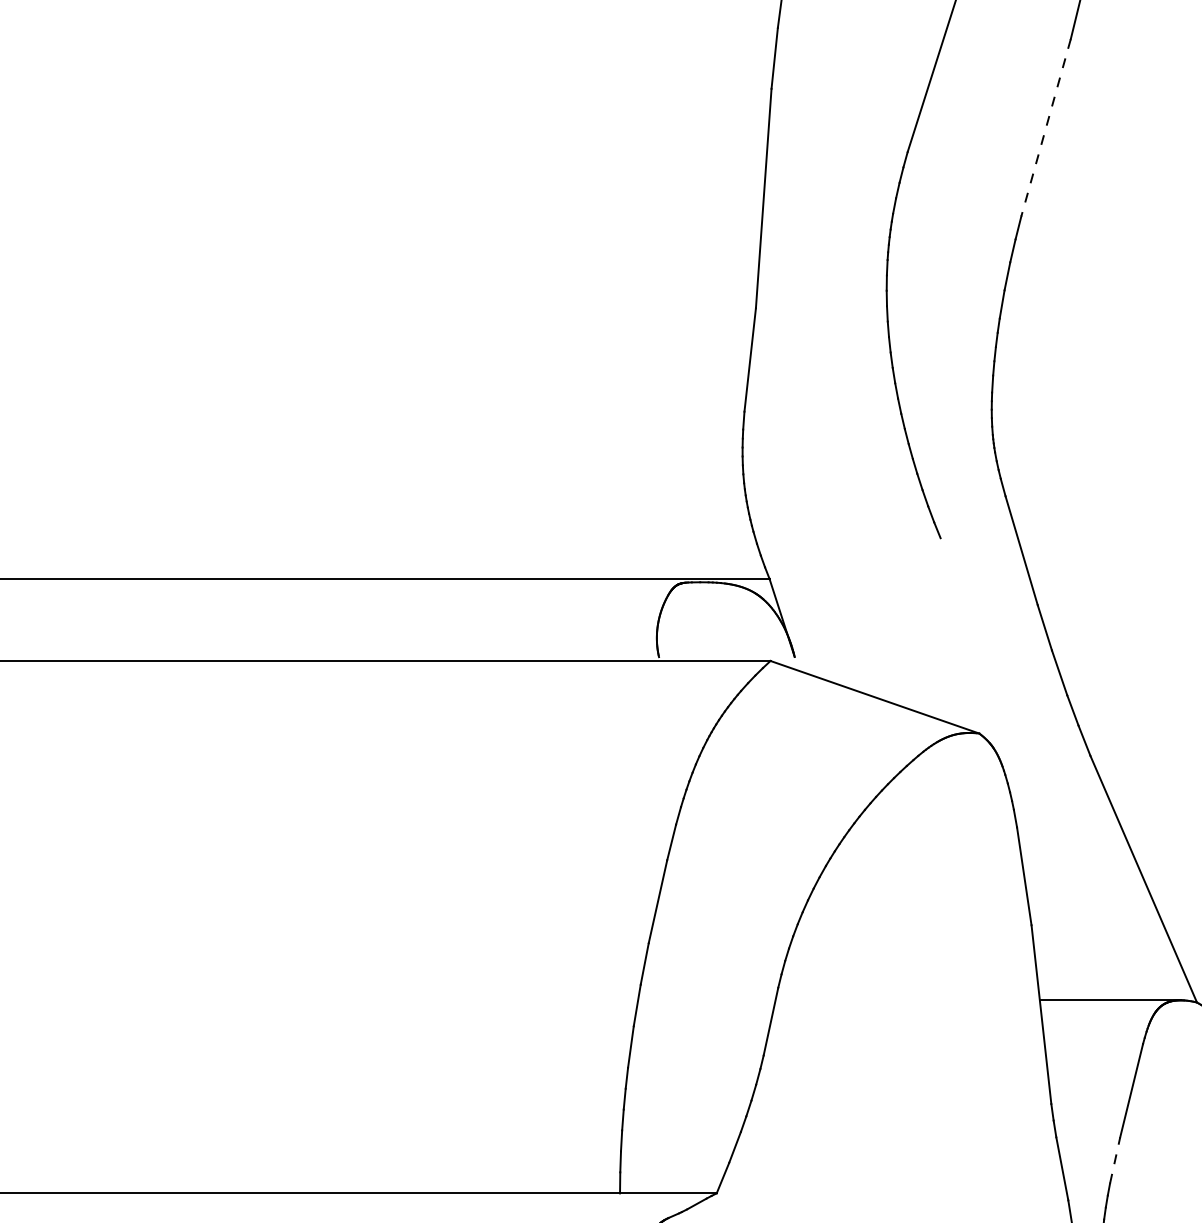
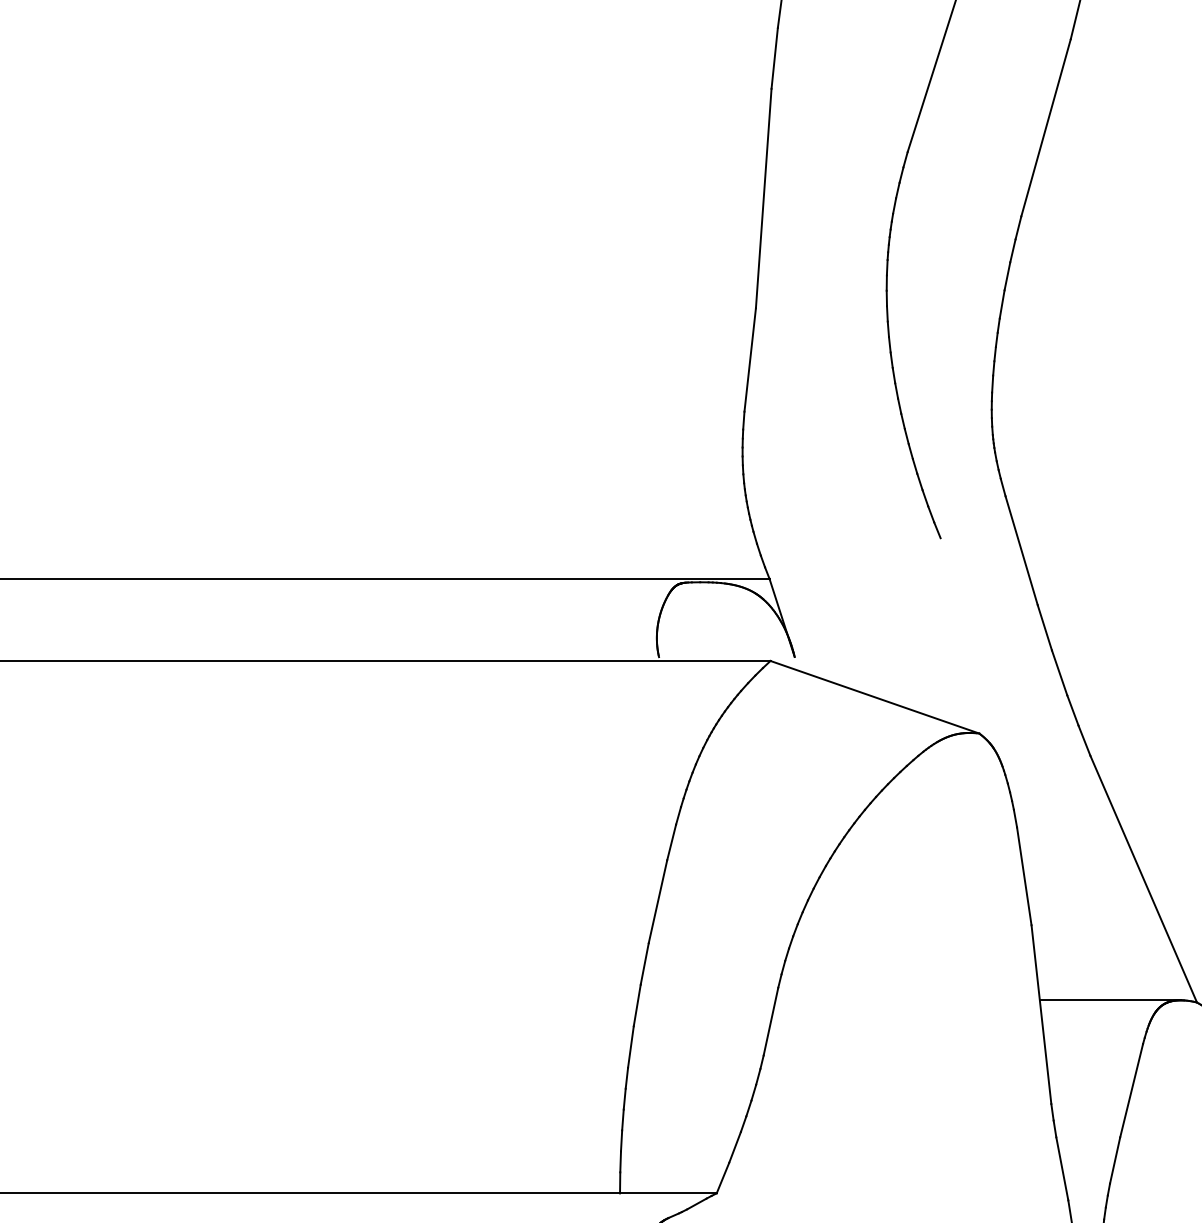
line: dashed -> solid (1045, 128)
line: dashed -> solid (1115, 1160)
